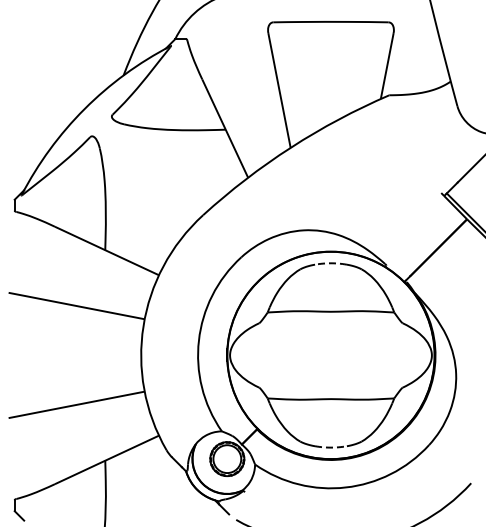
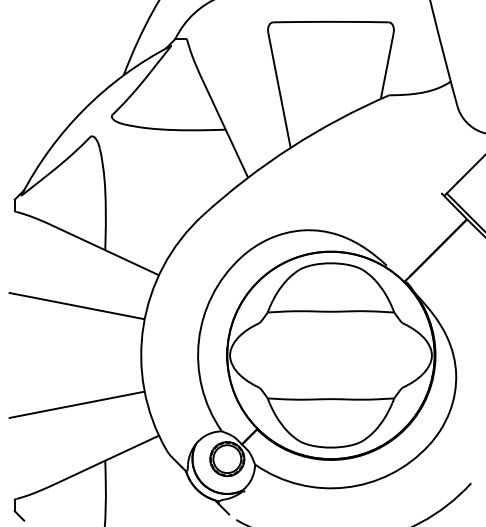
arc: dashed -> solid (330, 263)
arc: dashed -> solid (330, 447)
